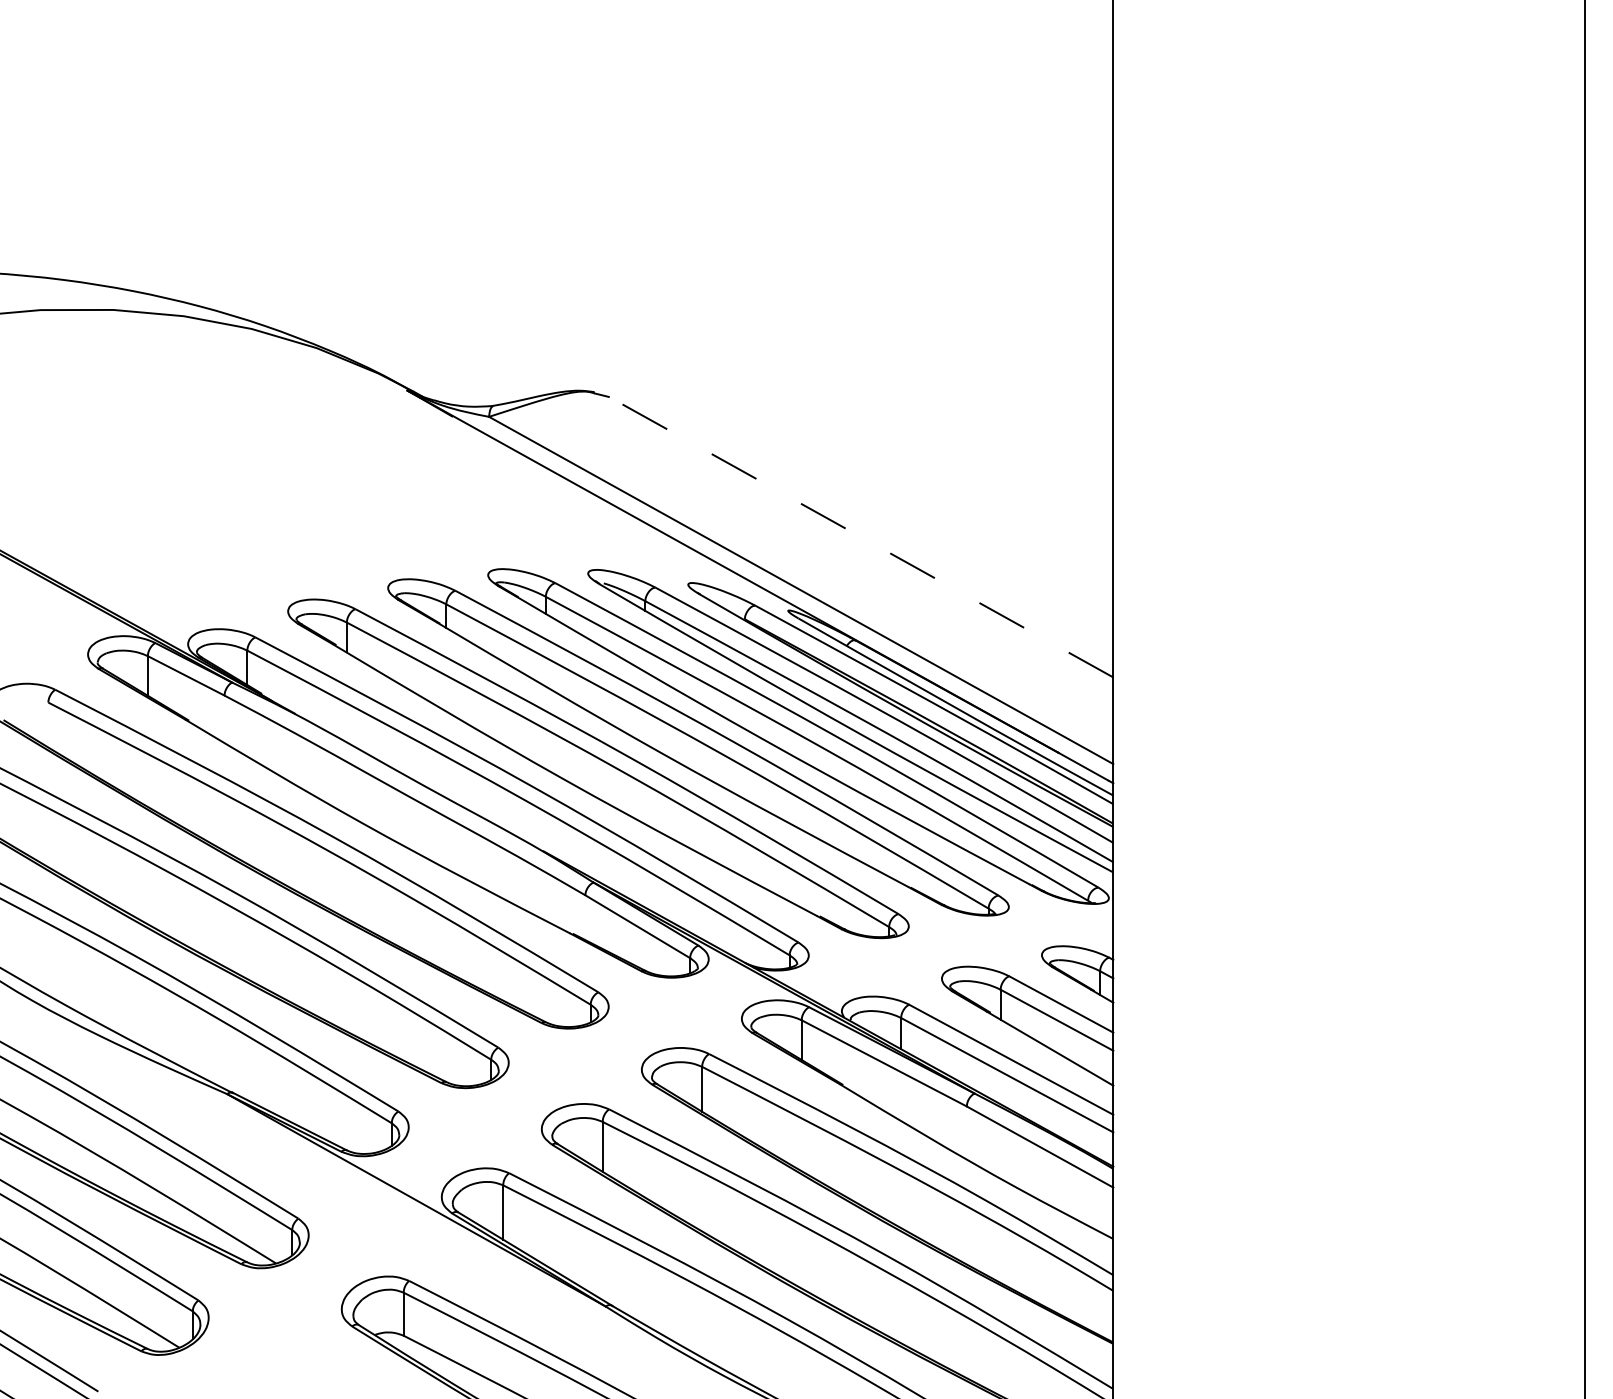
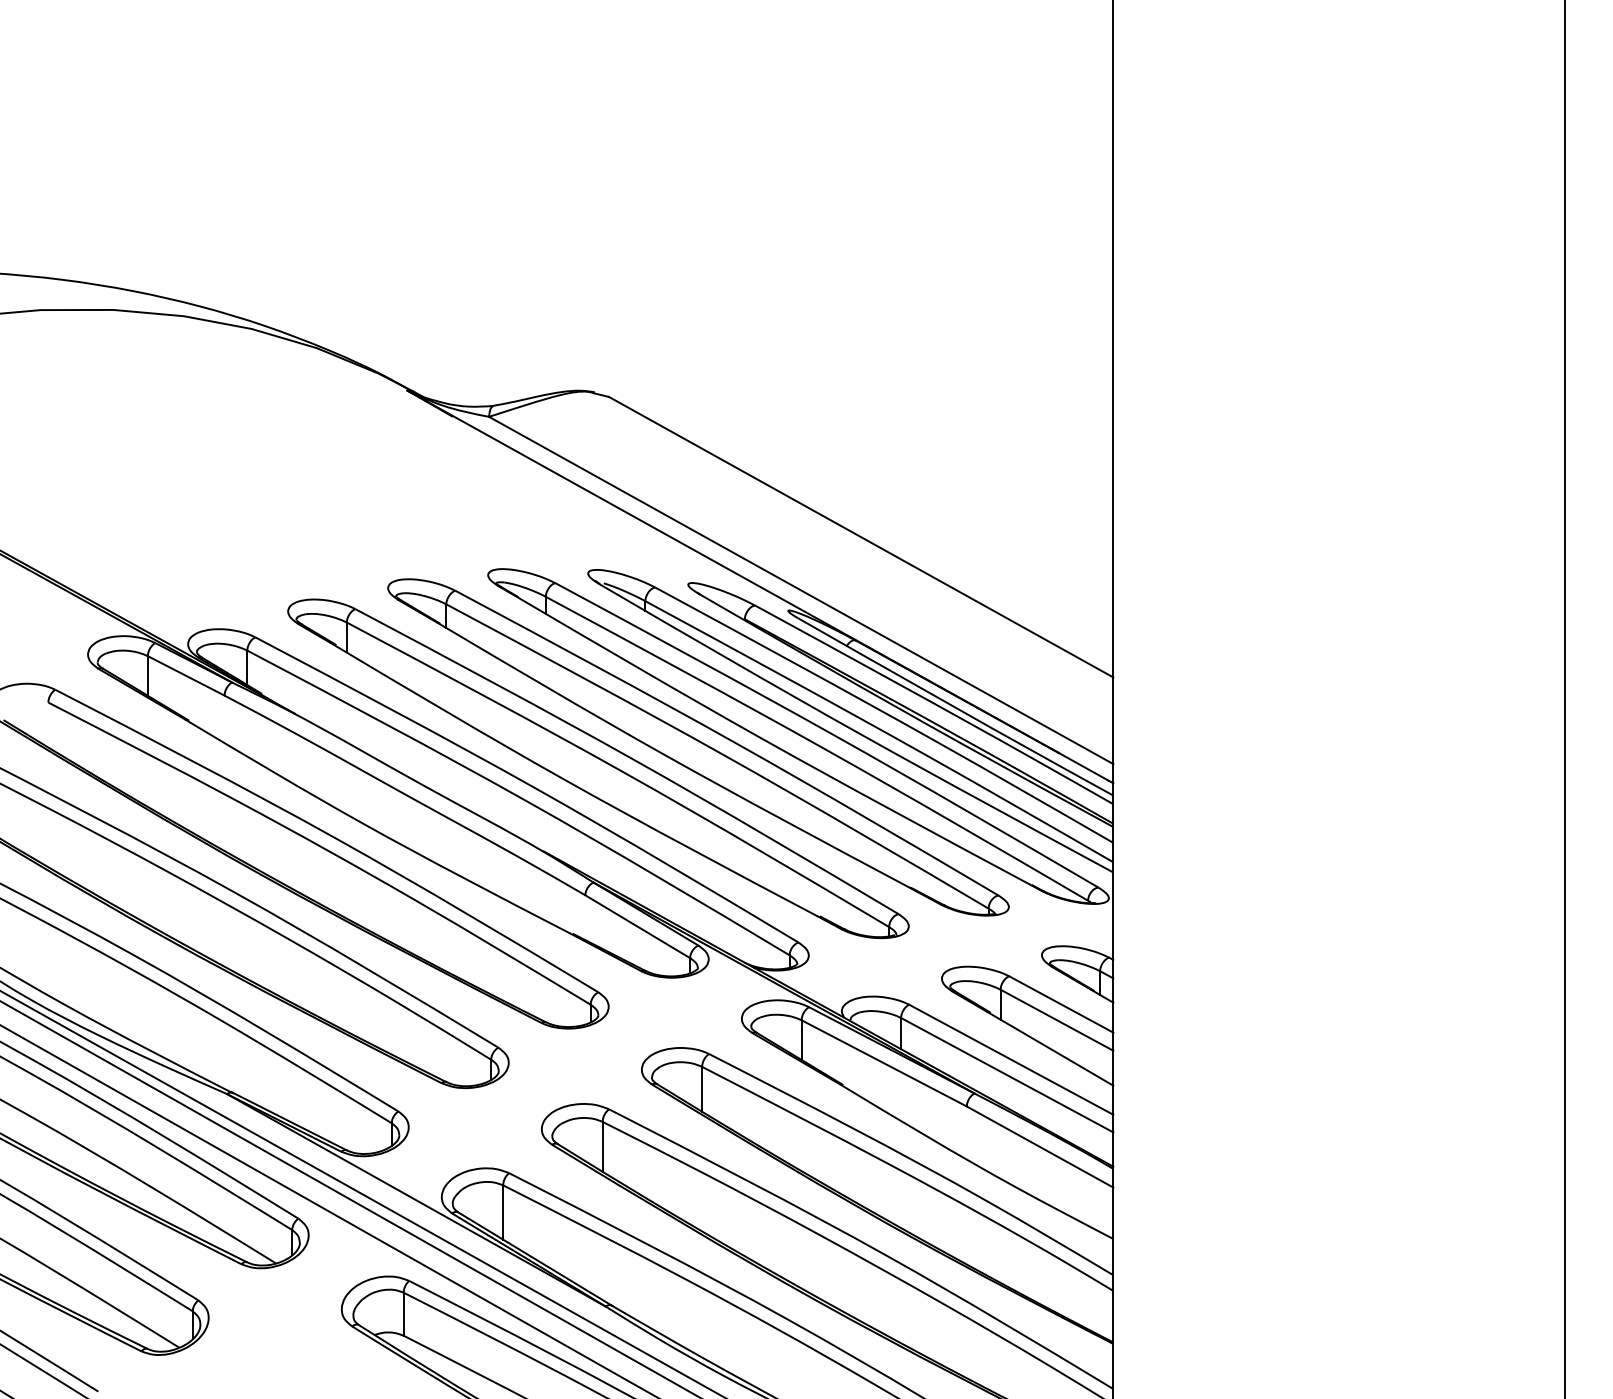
line: dashed -> solid (861, 537)
line position: (1584, 698) -> (1564, 698) (1564, 698)
line: none -> present (361, 1193)
line: none -> present (349, 1198)
line: none -> present (328, 1210)
